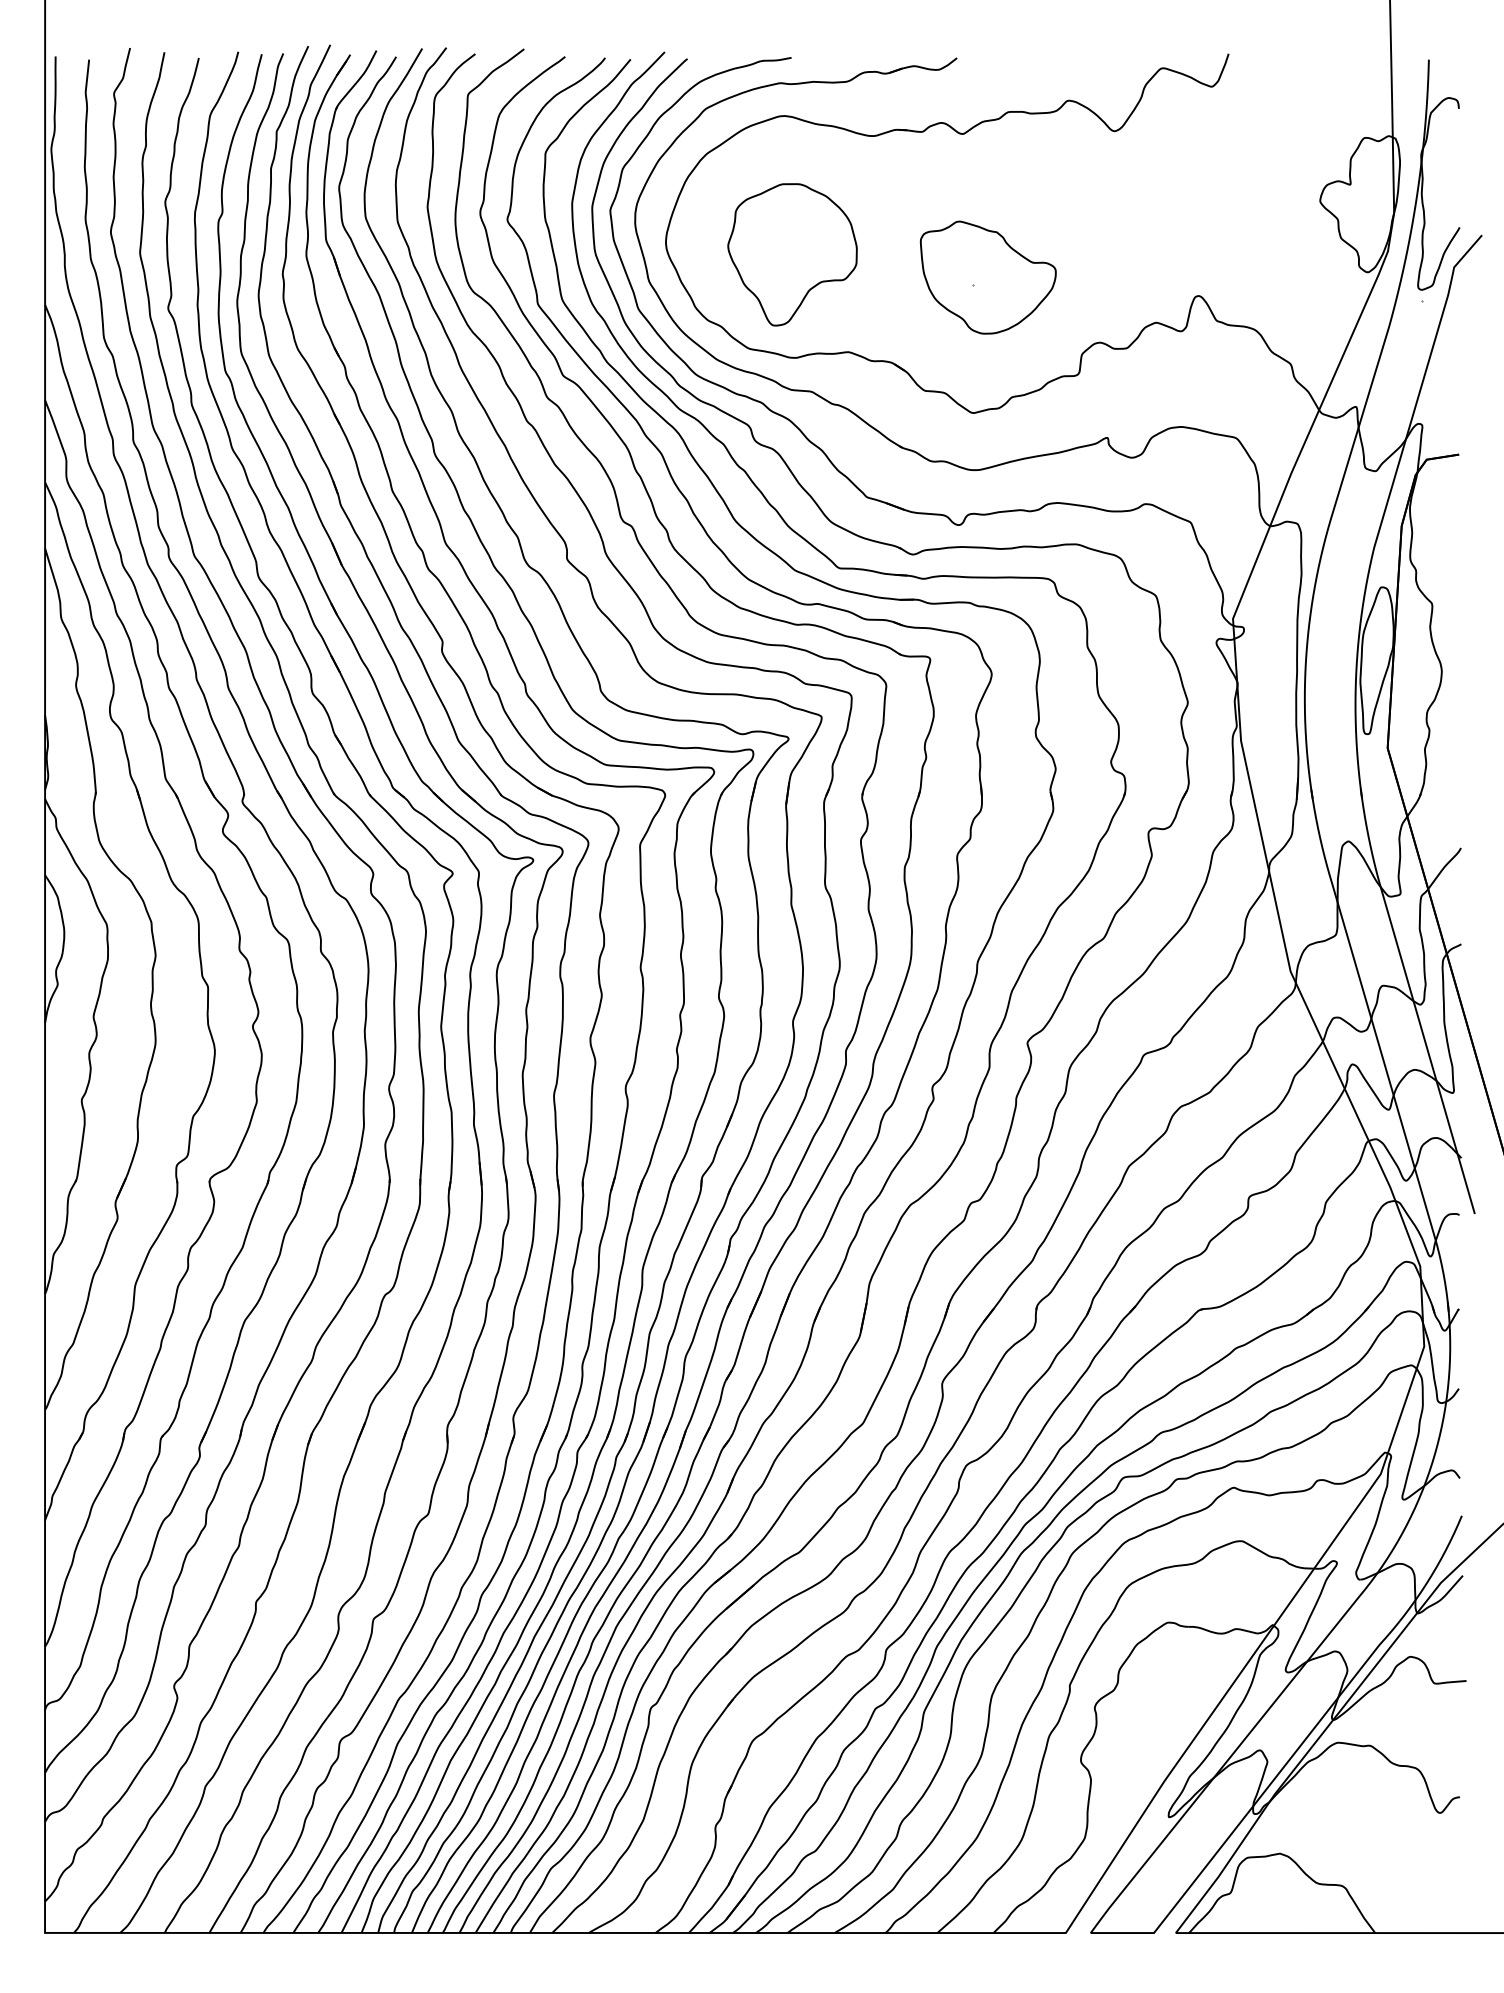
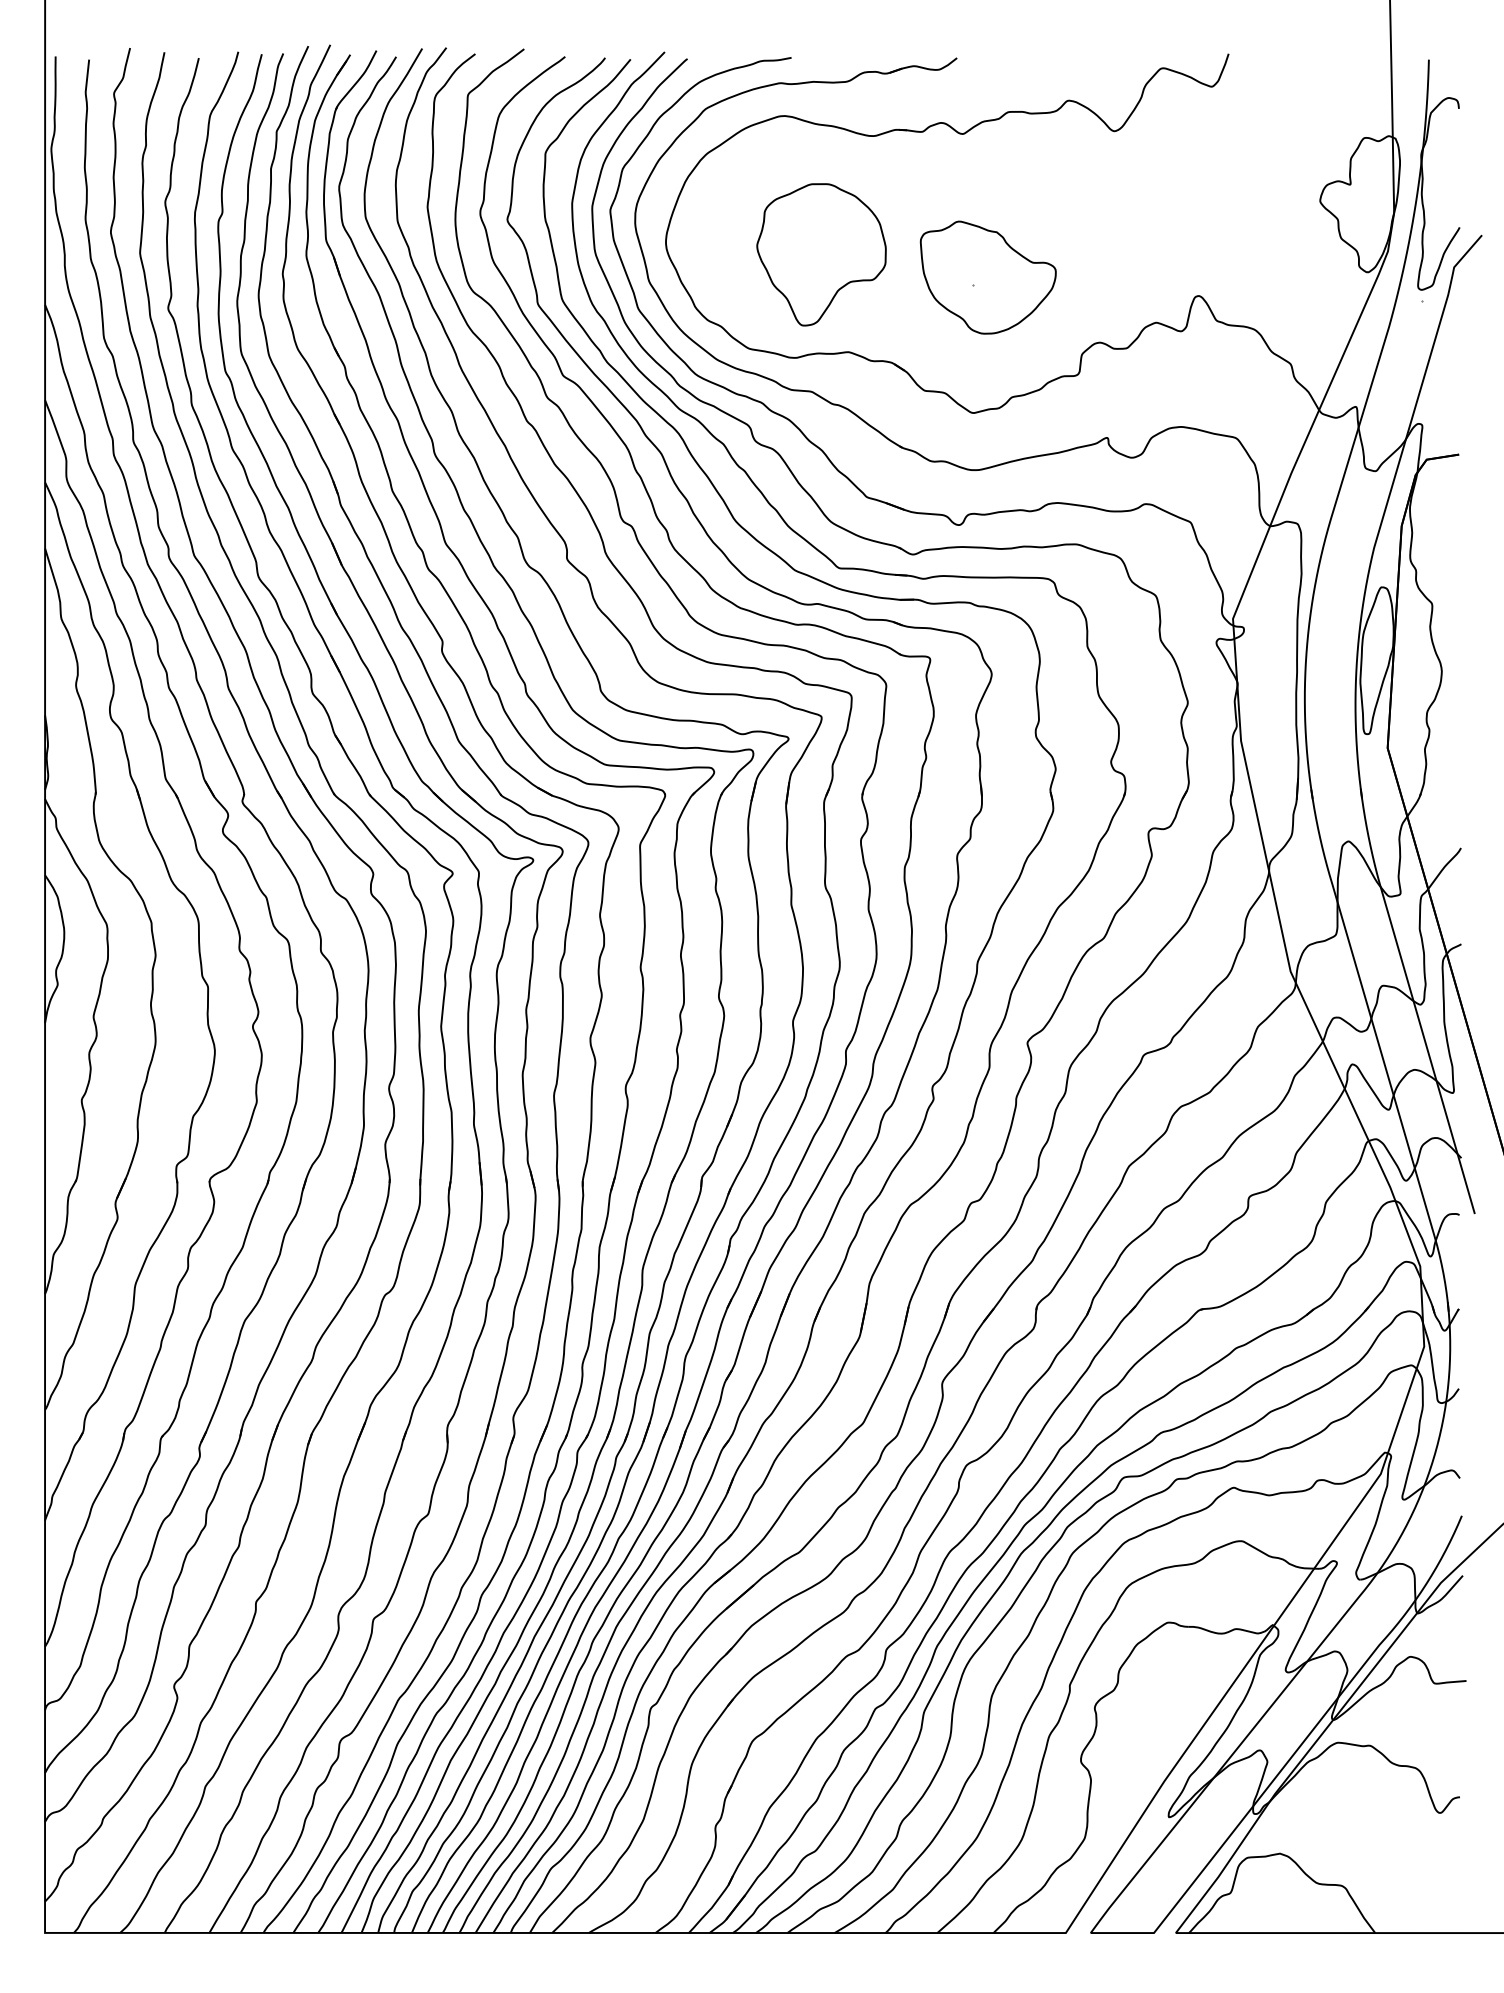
part position: (792, 254) -> (821, 254) (821, 254)
